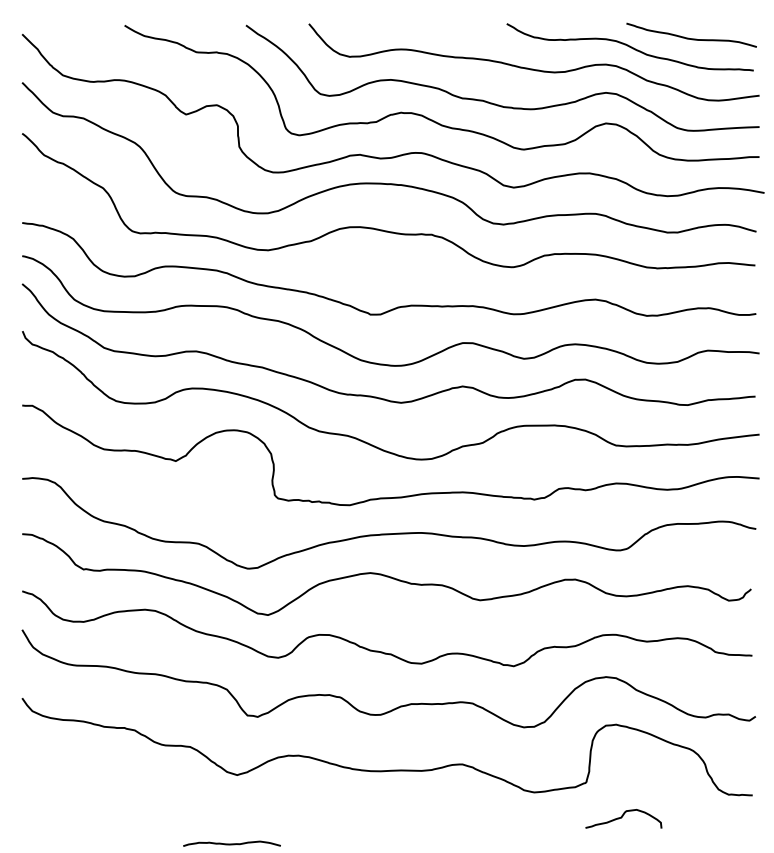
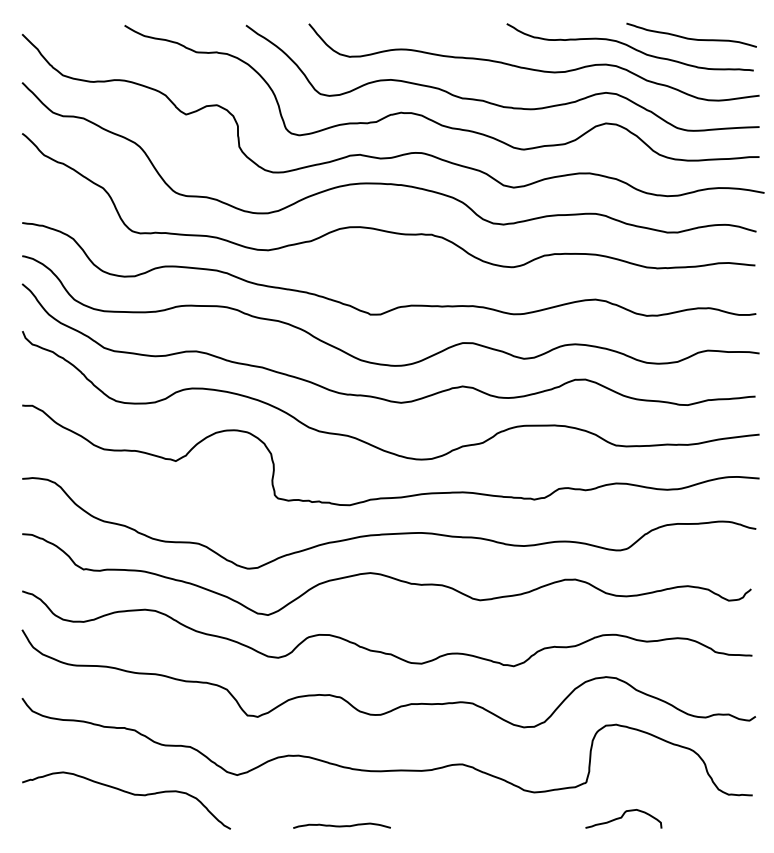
curve: none -> present (127, 793)
curve position: (231, 843) -> (341, 825) (341, 825)
